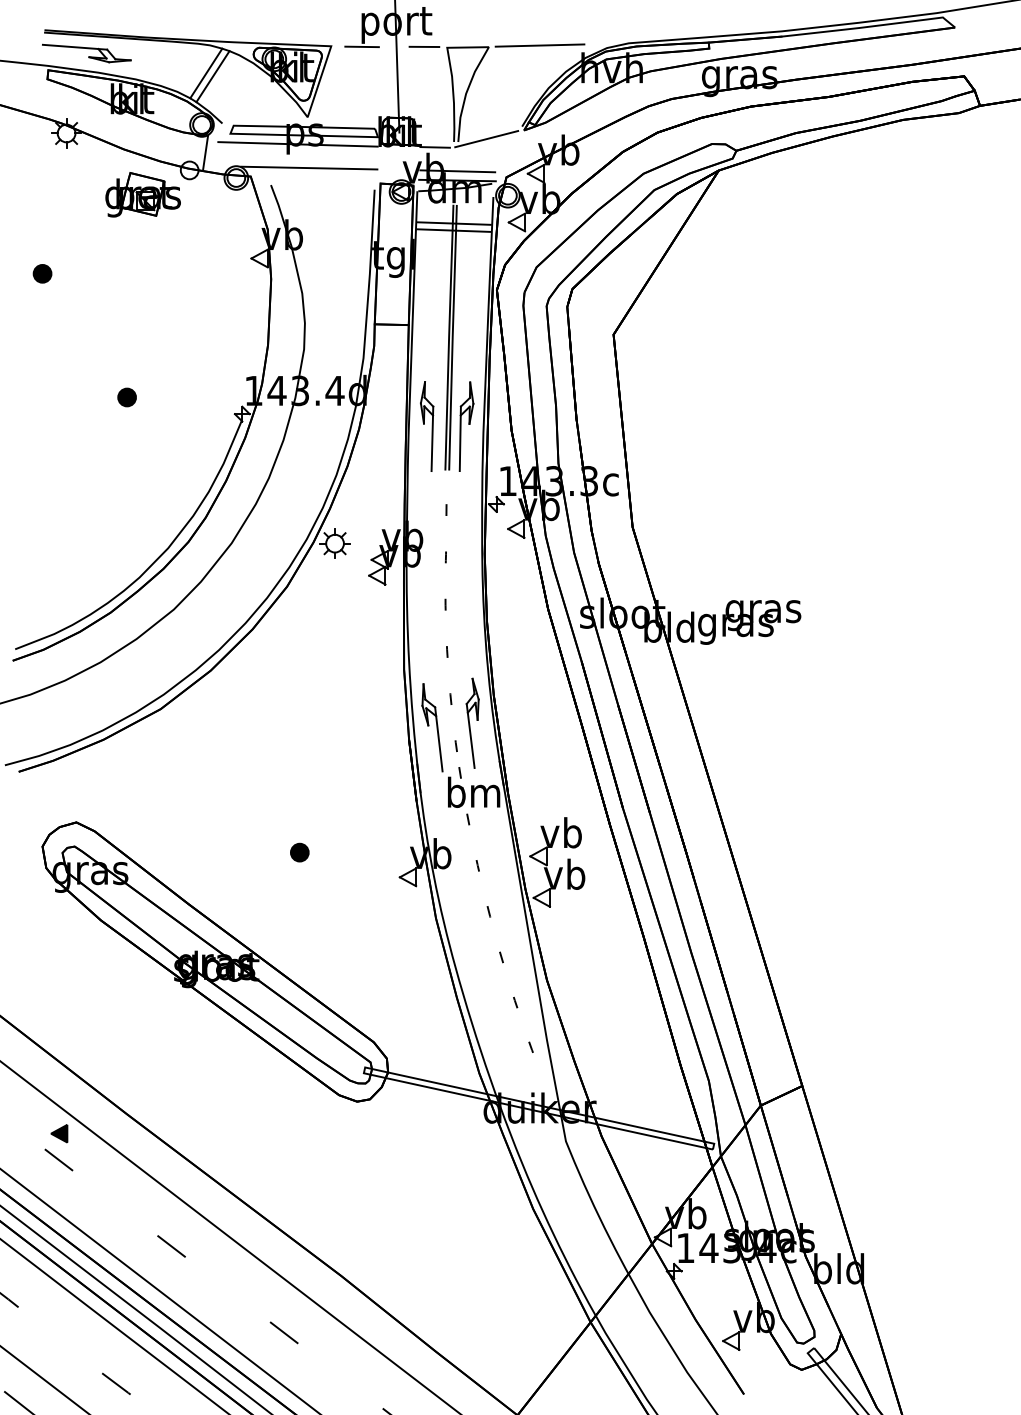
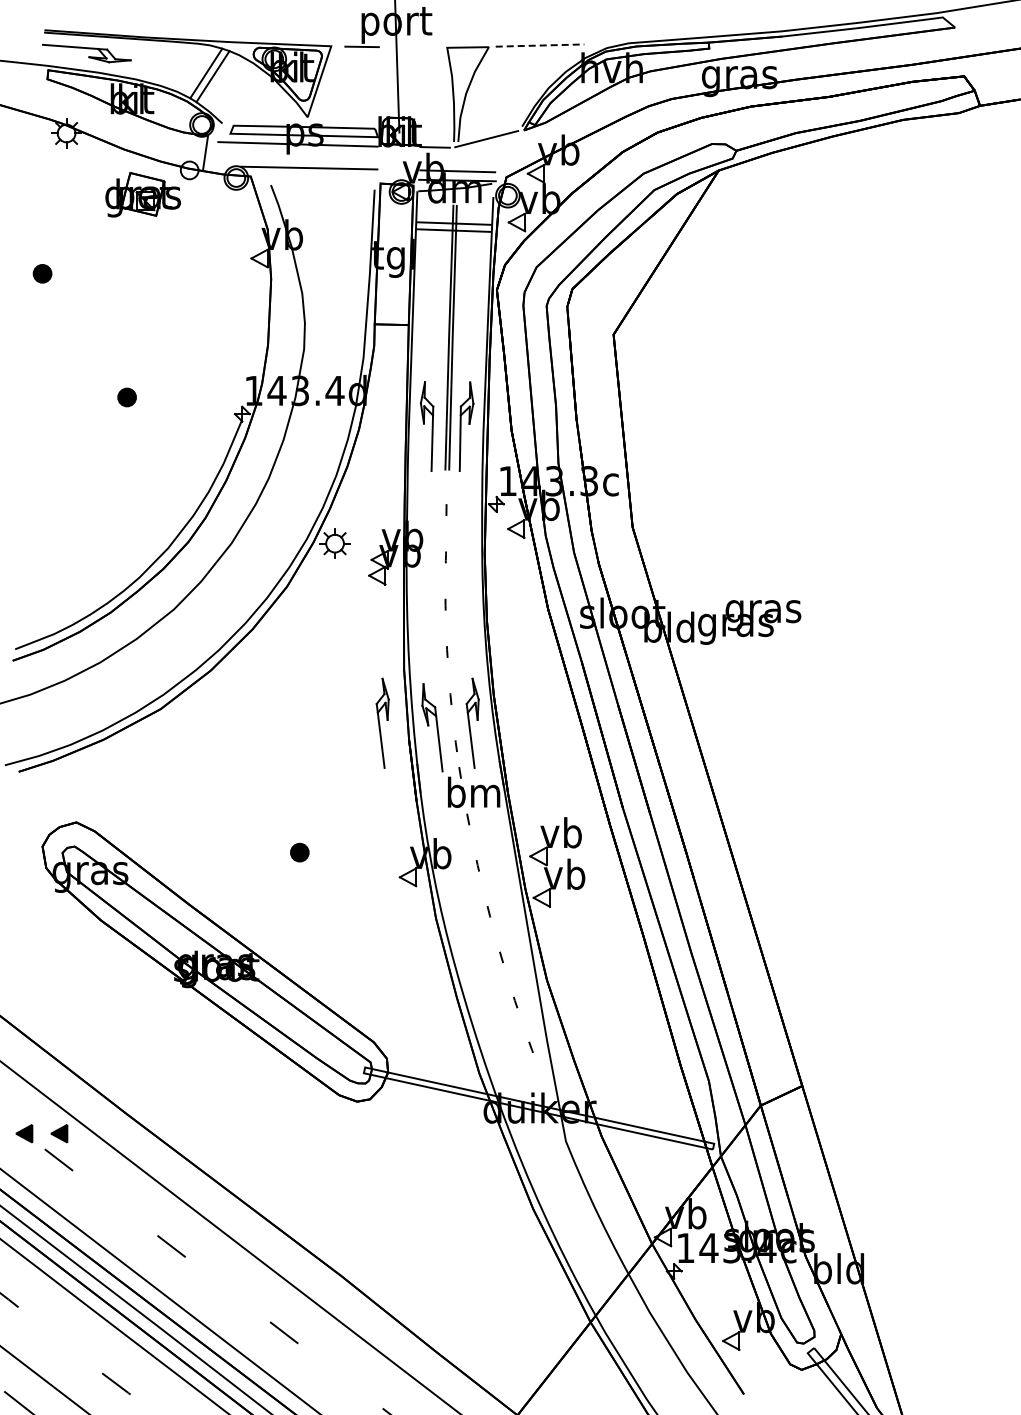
line: solid -> dashed (540, 45)
line: present -> none (424, 46)
part: none -> present (382, 722)
part: none -> present (24, 1133)
